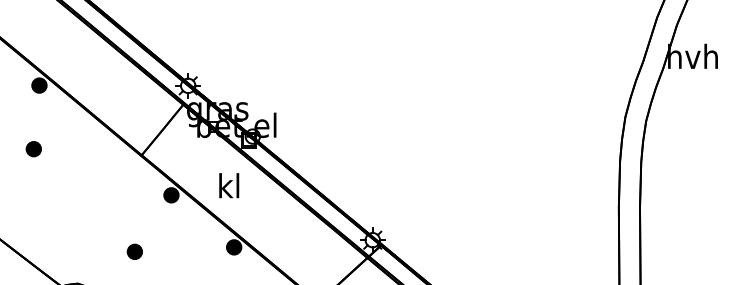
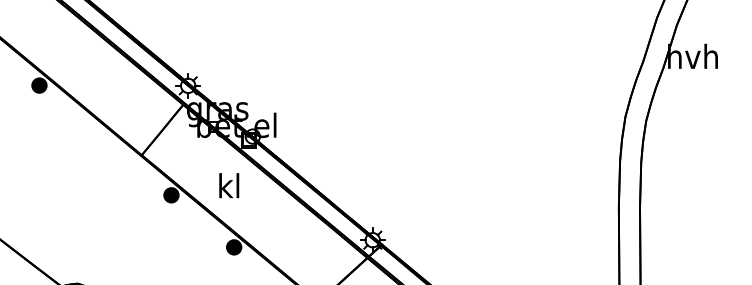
part: present -> none (33, 149)
part: present -> none (134, 251)
